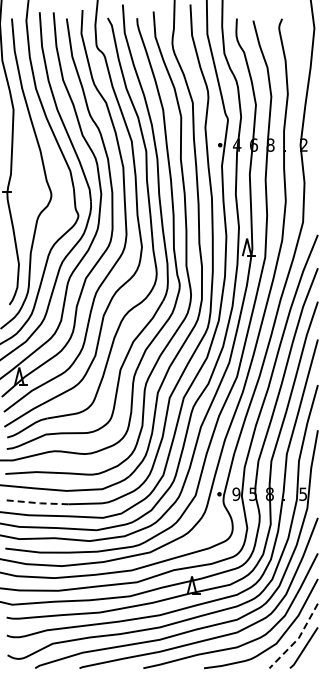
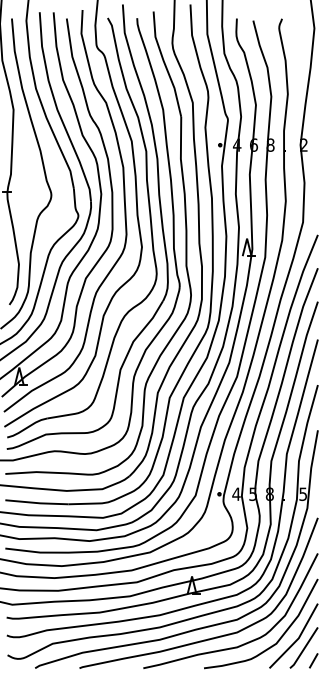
text: 9 -> 4 (236, 493)
line: dashed -> solid (37, 503)
line: dashed -> solid (298, 639)
line: none -> present (313, 660)
